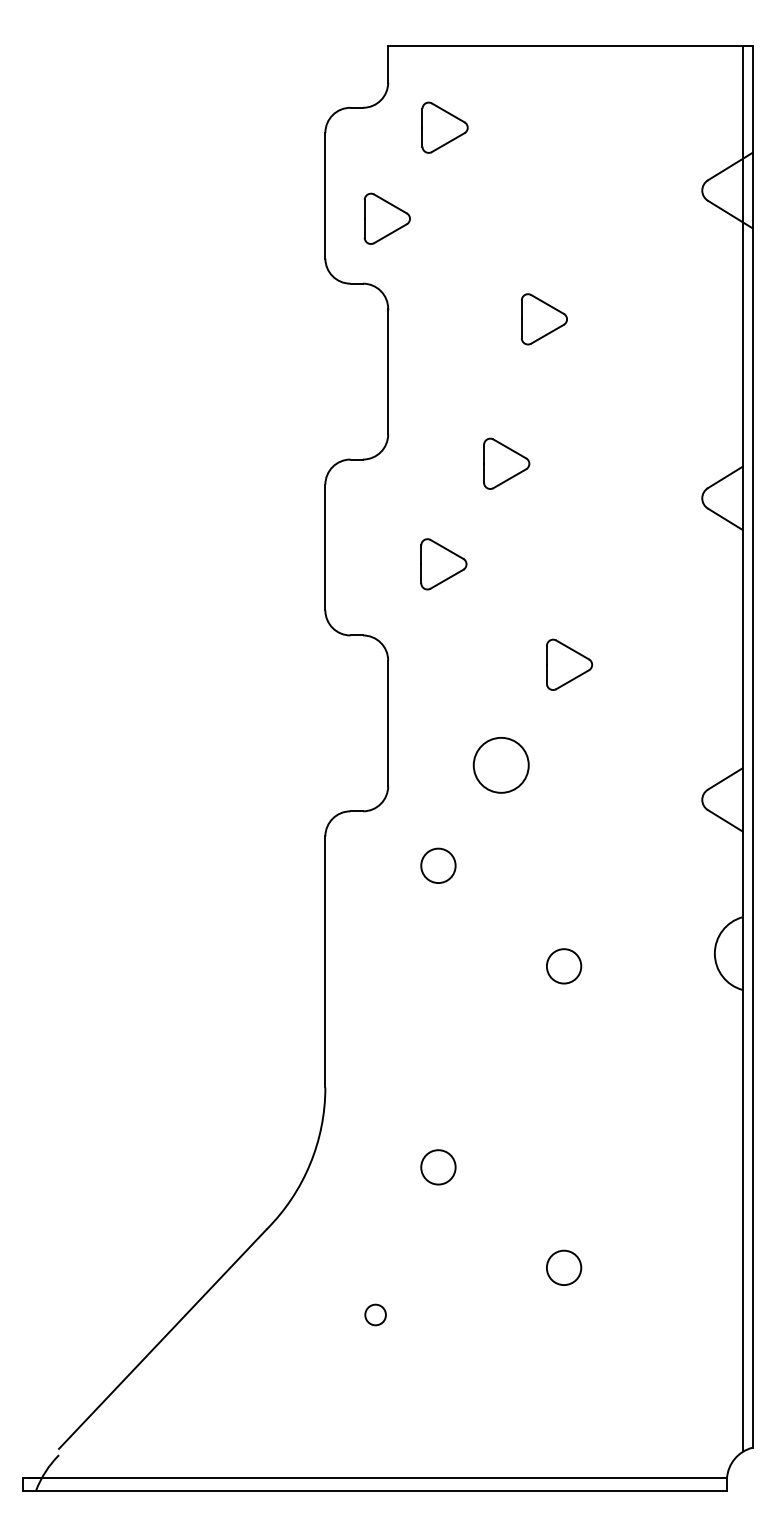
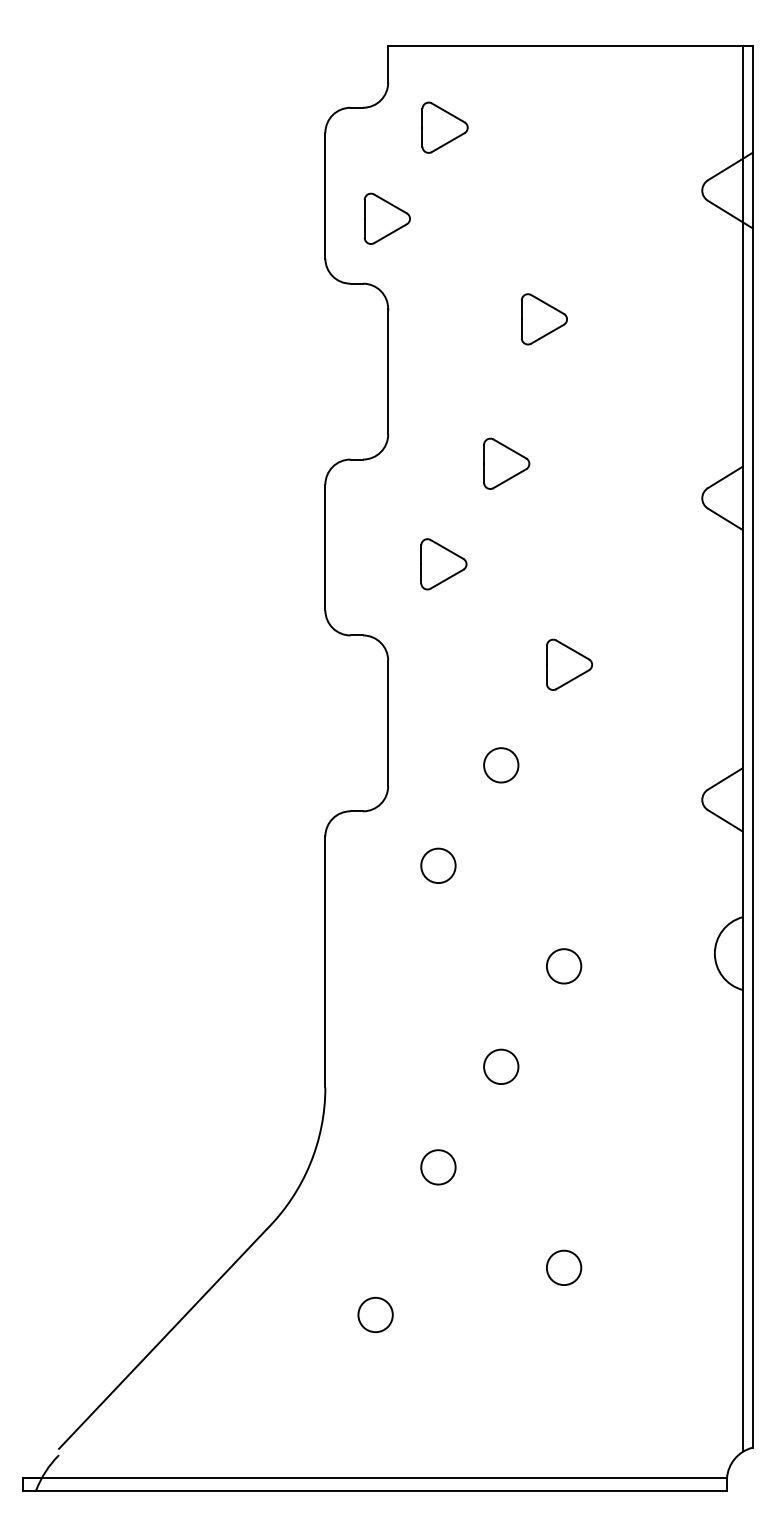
circle diameter: 55 px -> 34 px (501, 765)
circle: none -> present (501, 1066)
circle diameter: 21 px -> 34 px (375, 1314)
